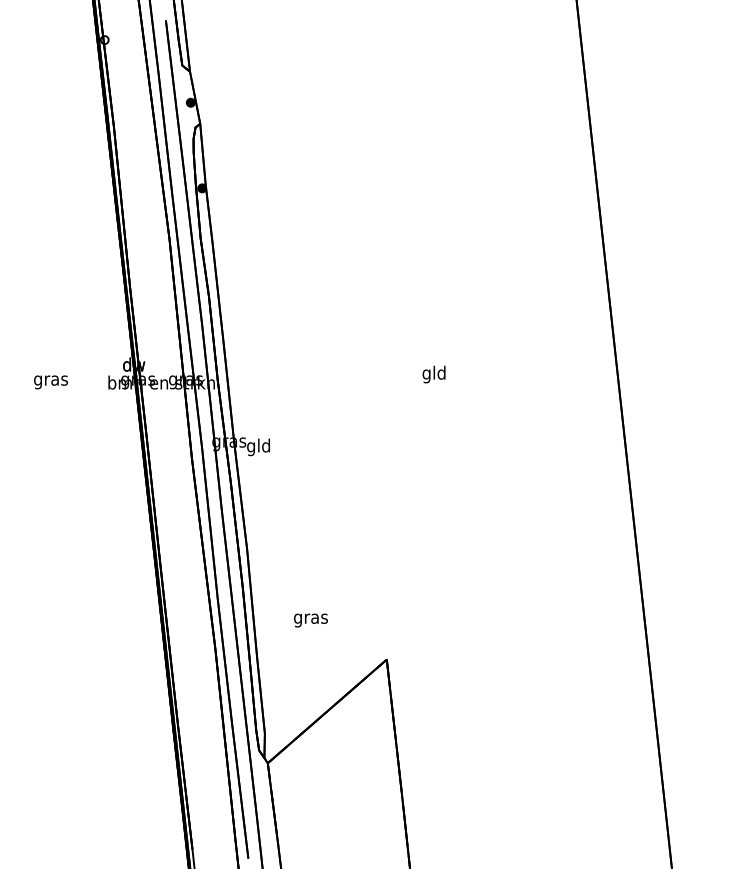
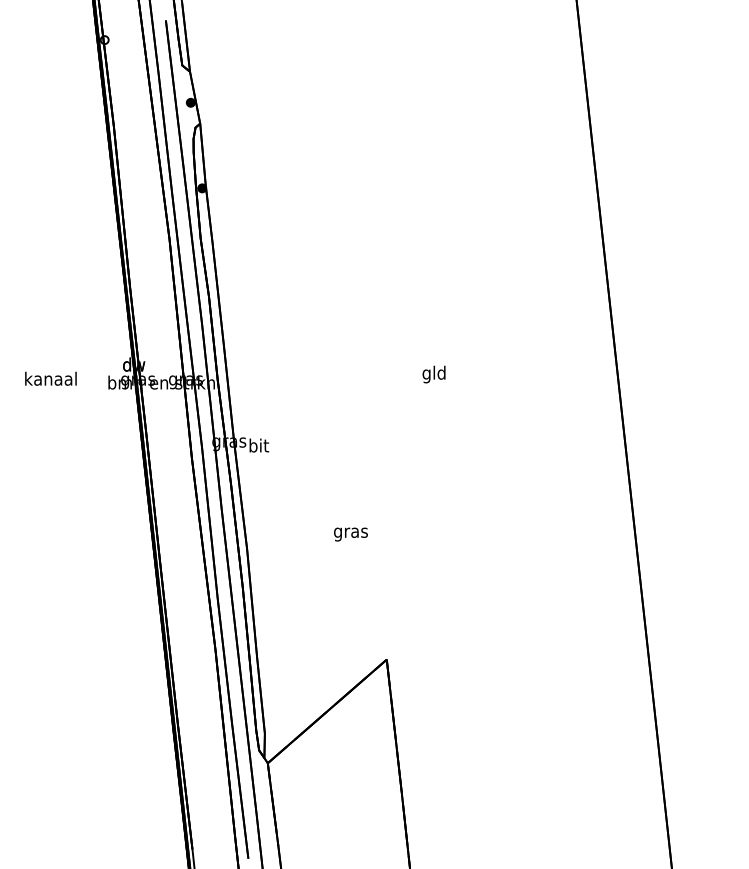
text: gras -> kanaal (50, 380)
text: gld -> bit (258, 447)
text position: (310, 620) -> (350, 534) (350, 534)
